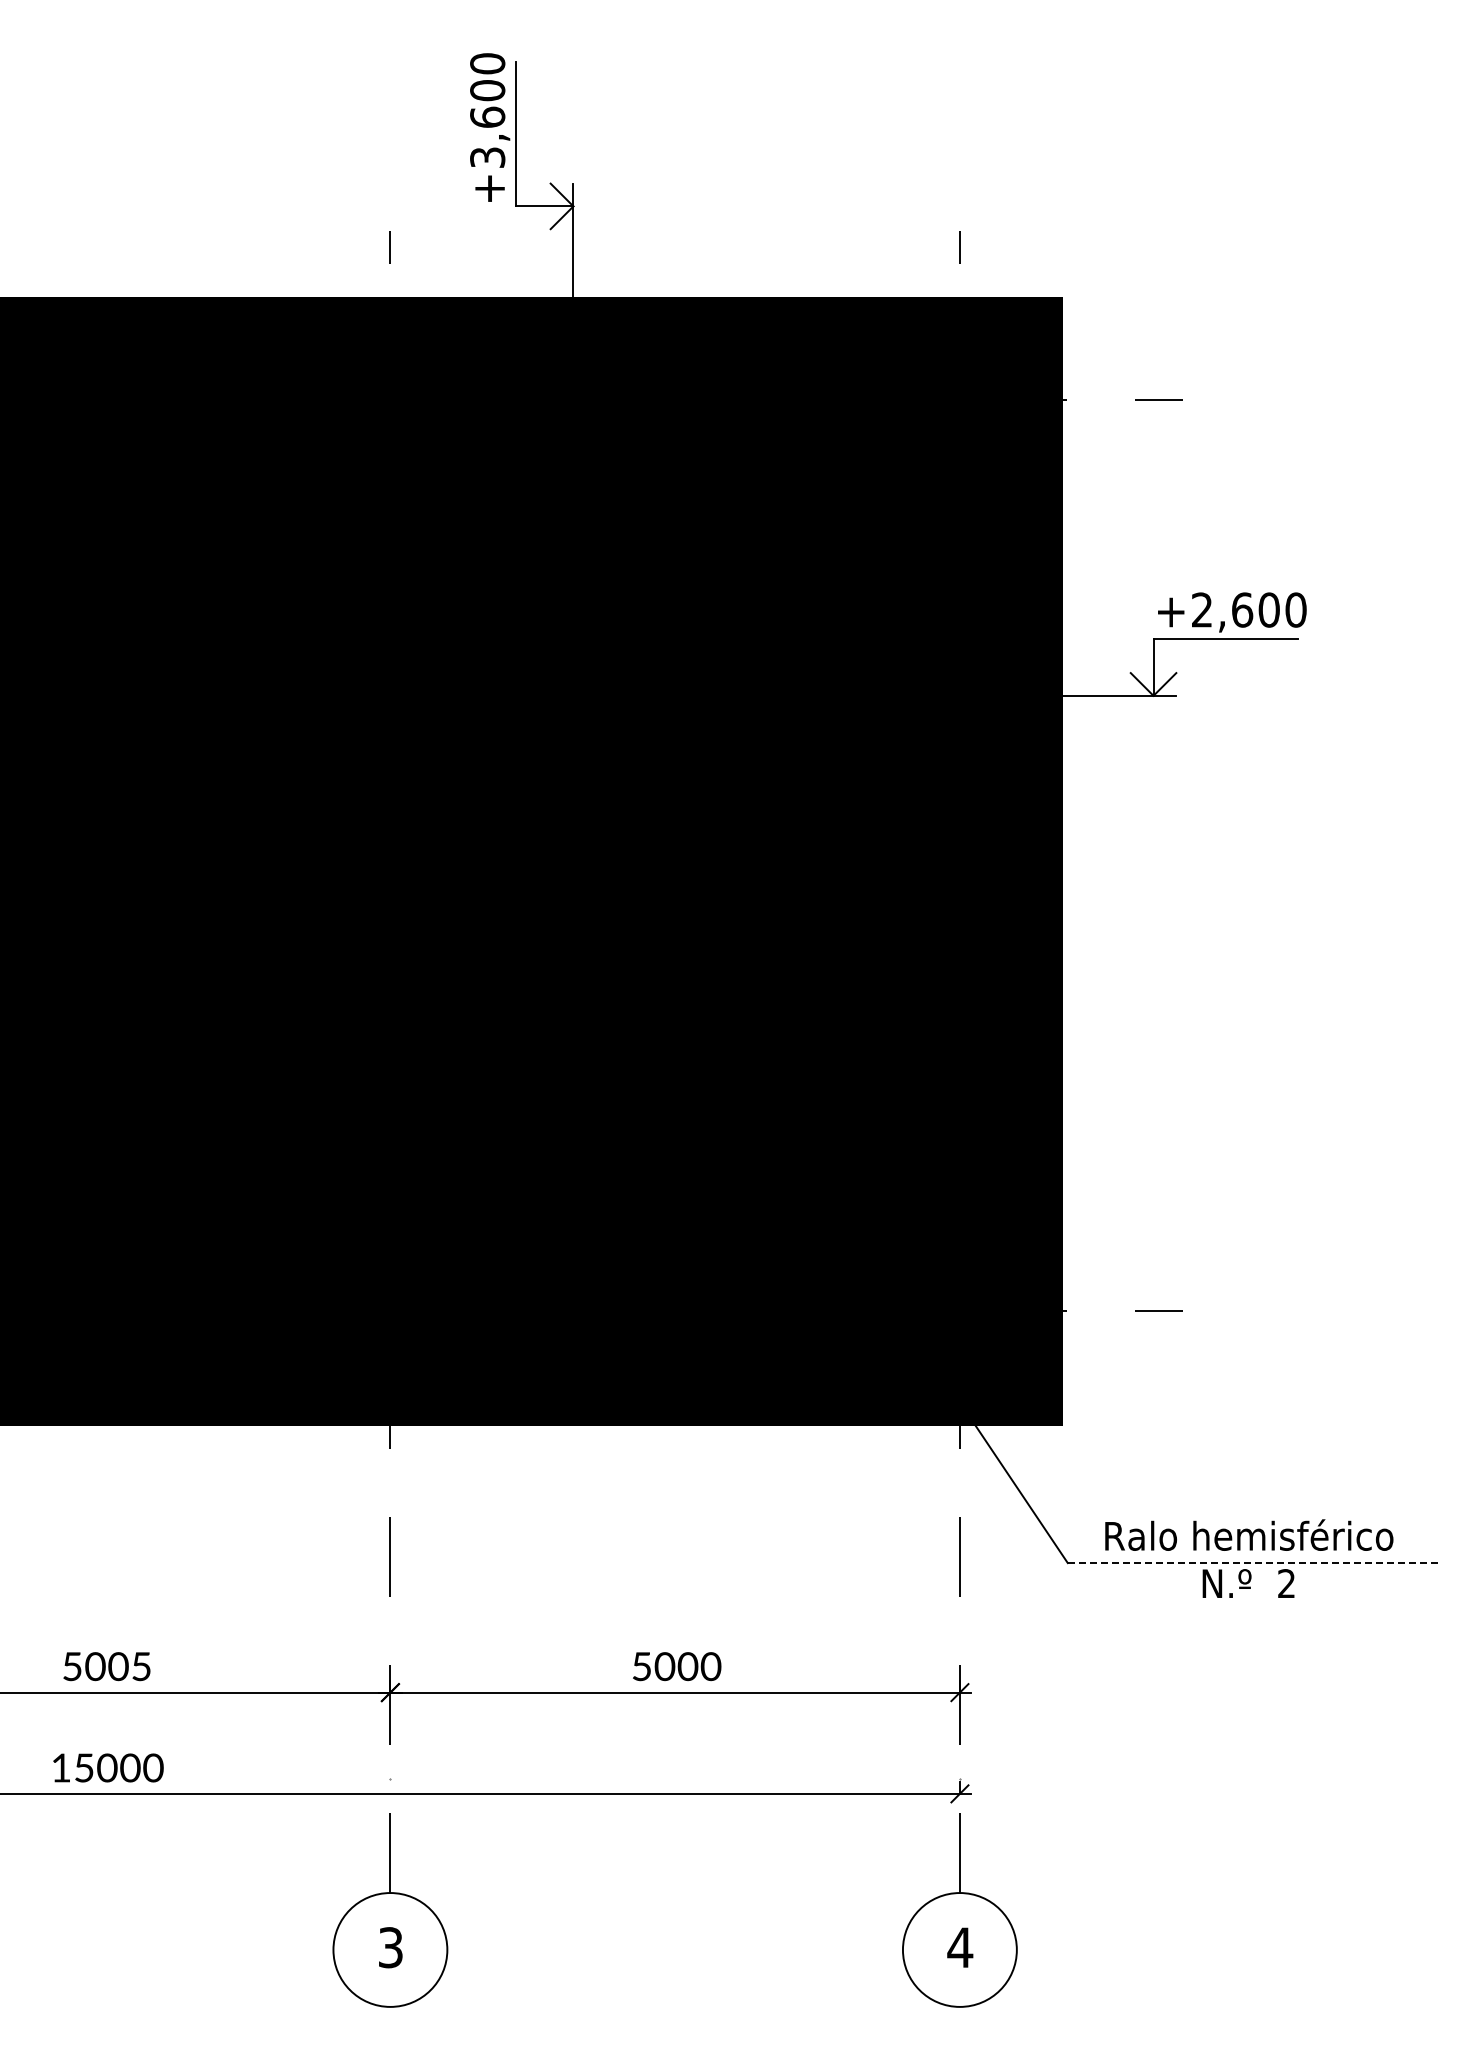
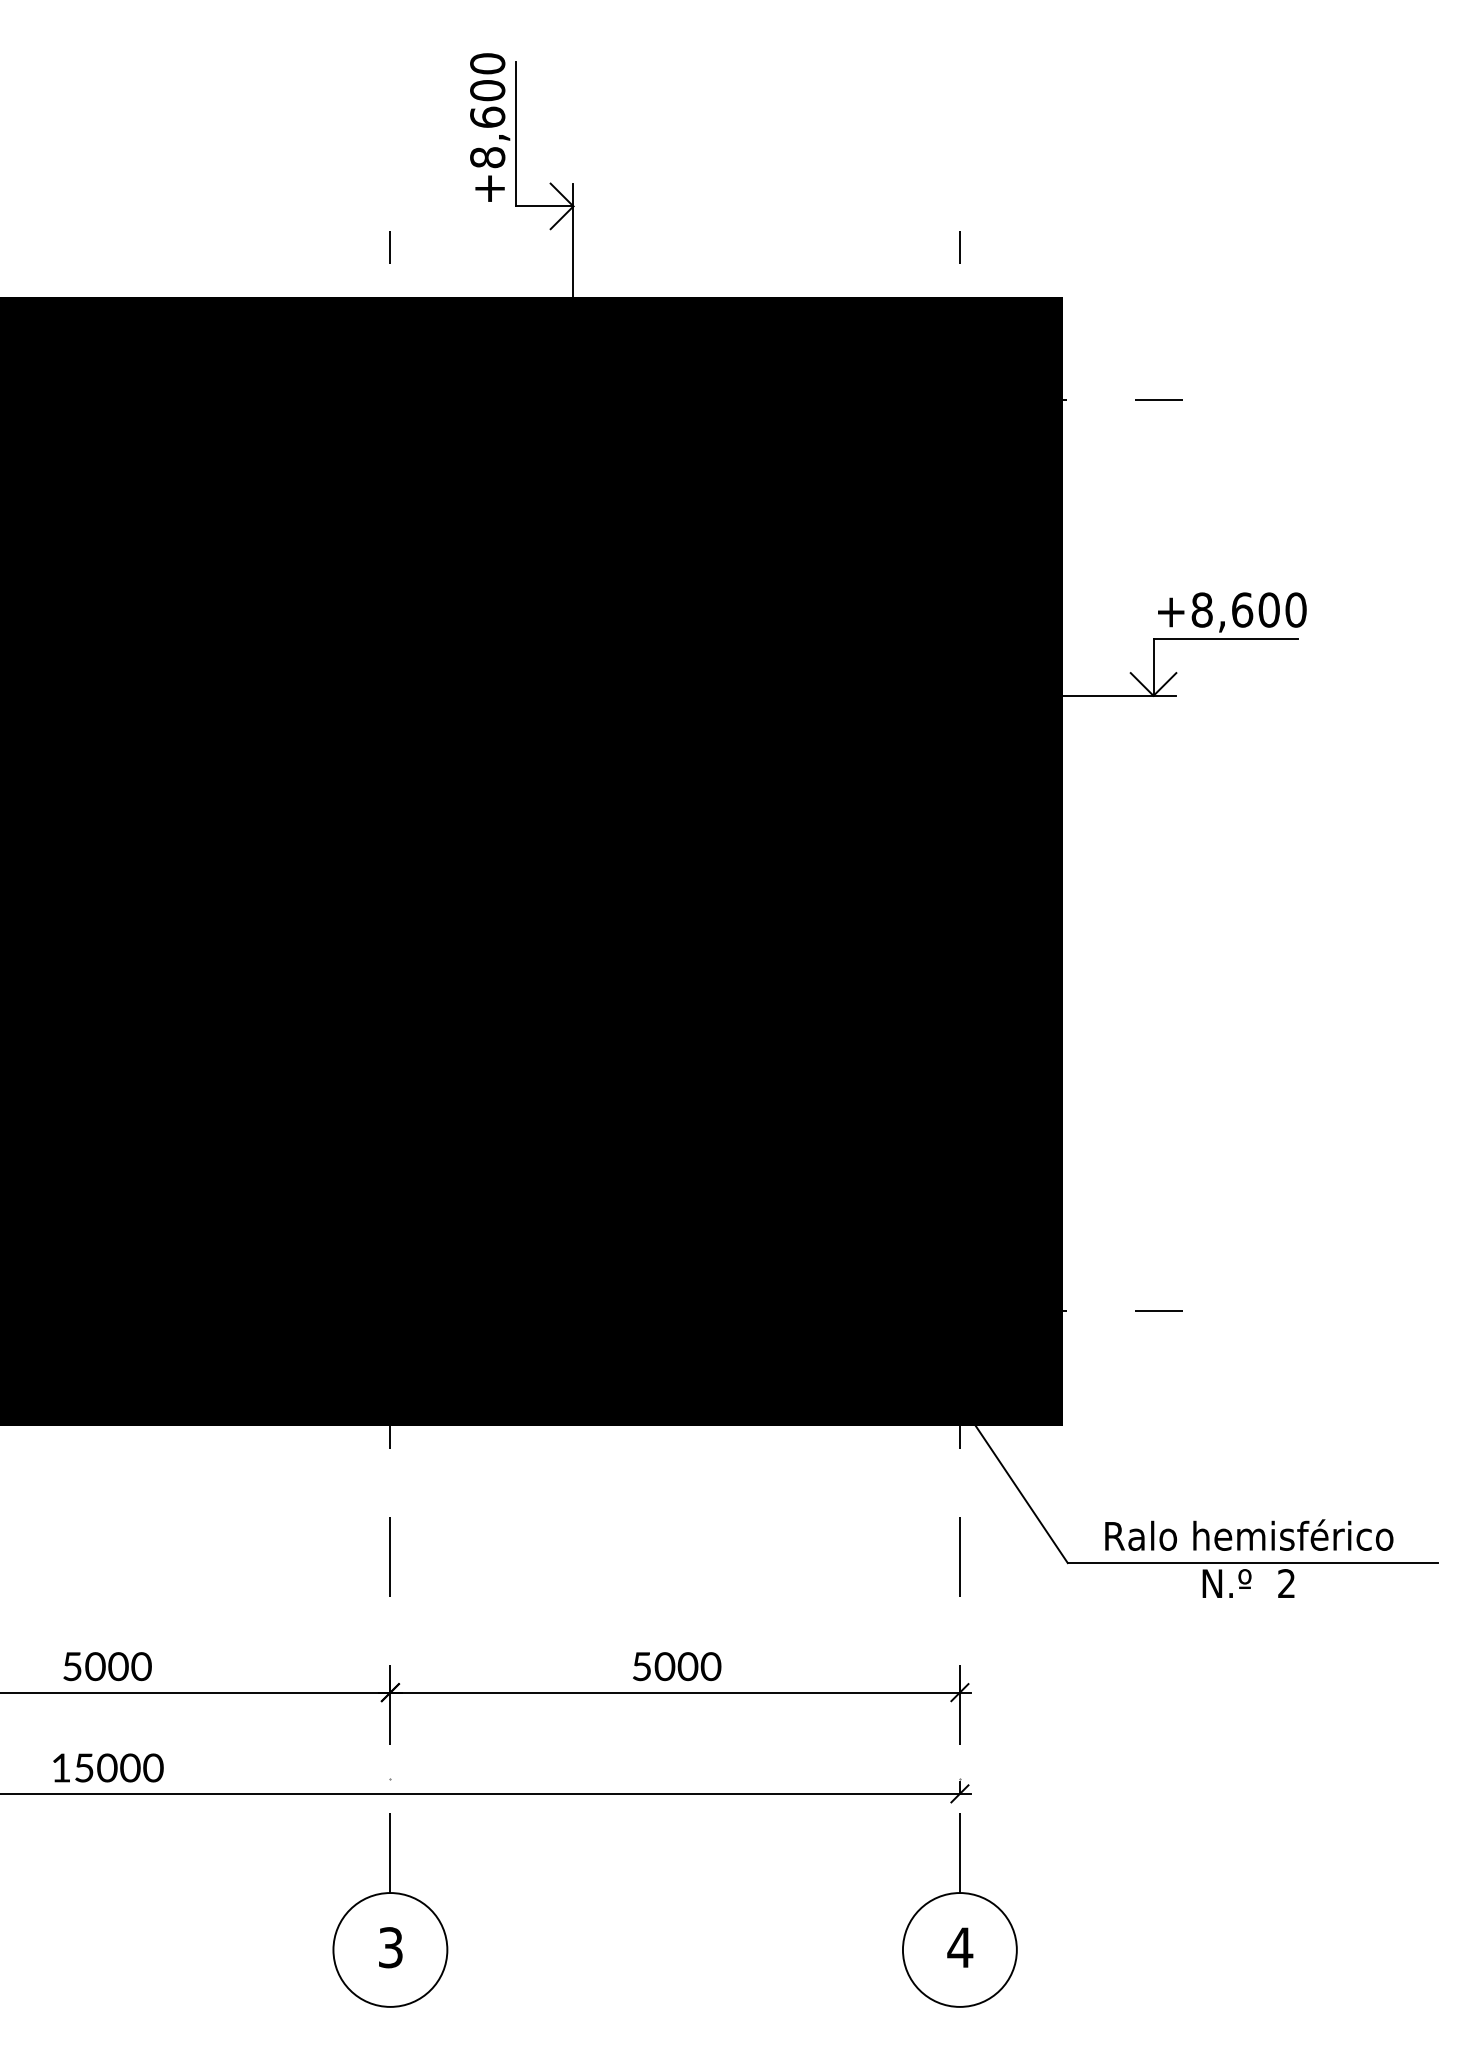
text: +3,600 -> +8,600 (487, 157)
text: +2,600 -> +8,600 (1201, 609)
line: dashed -> solid (1252, 1563)
text: 5005 -> 5000 (141, 1666)
